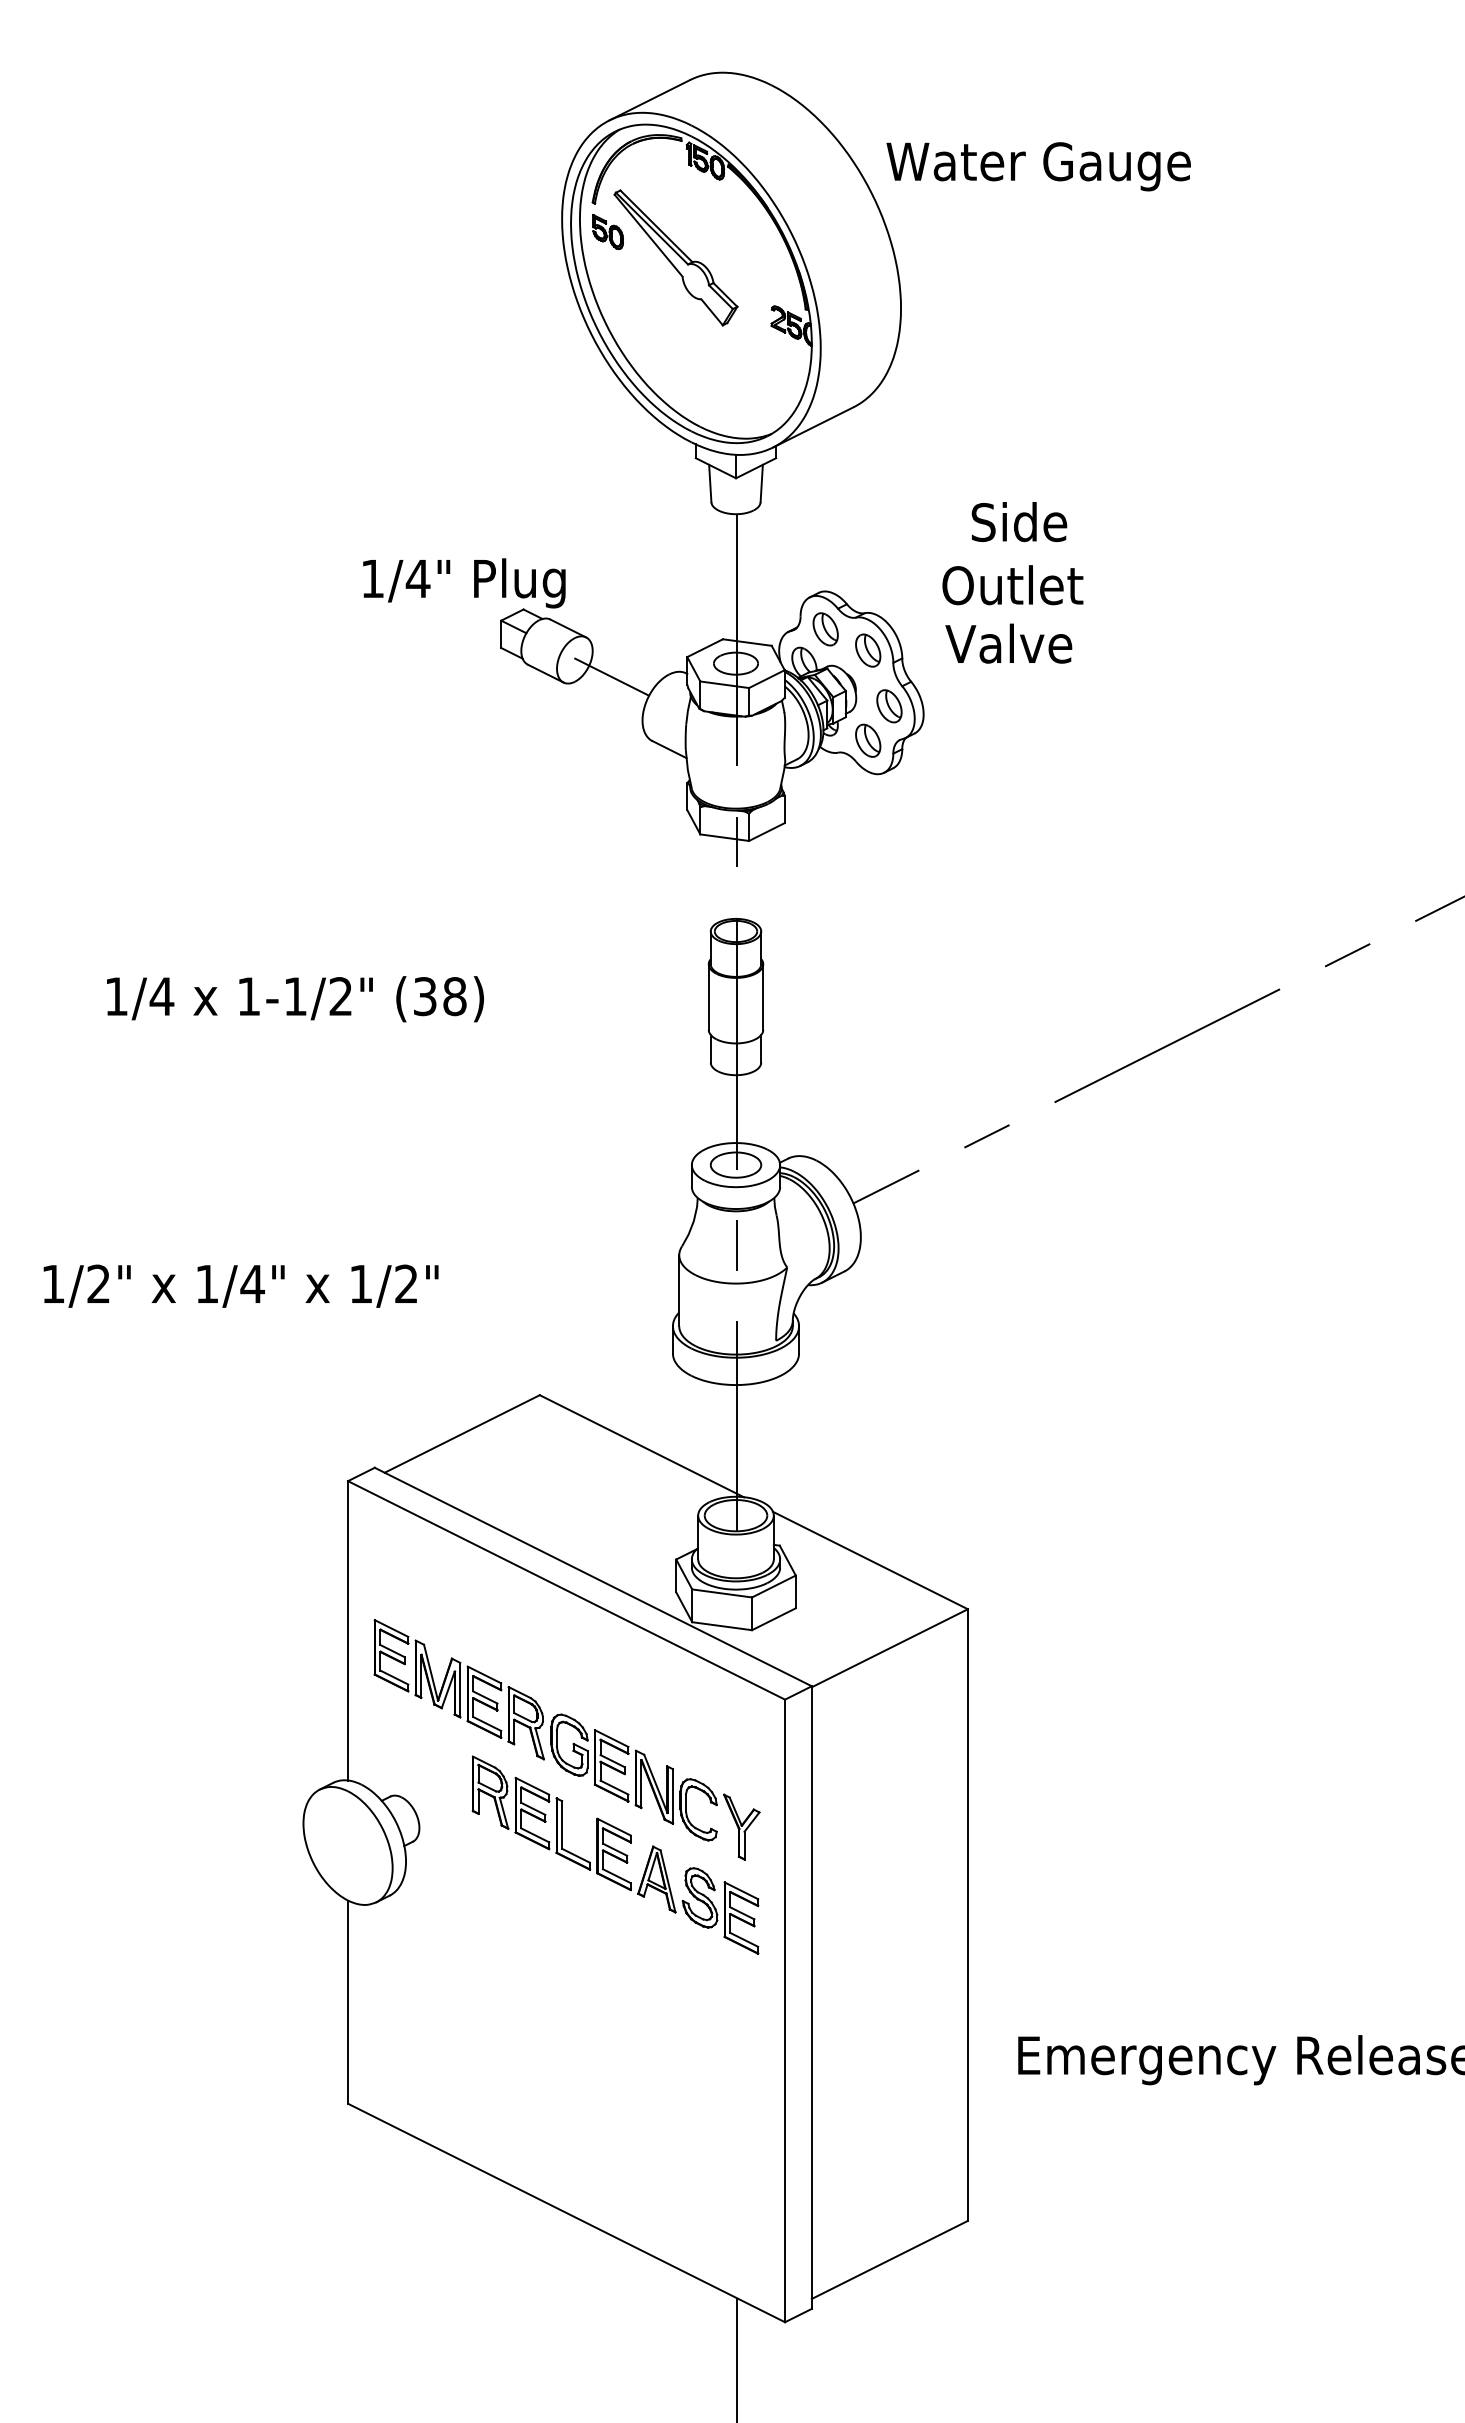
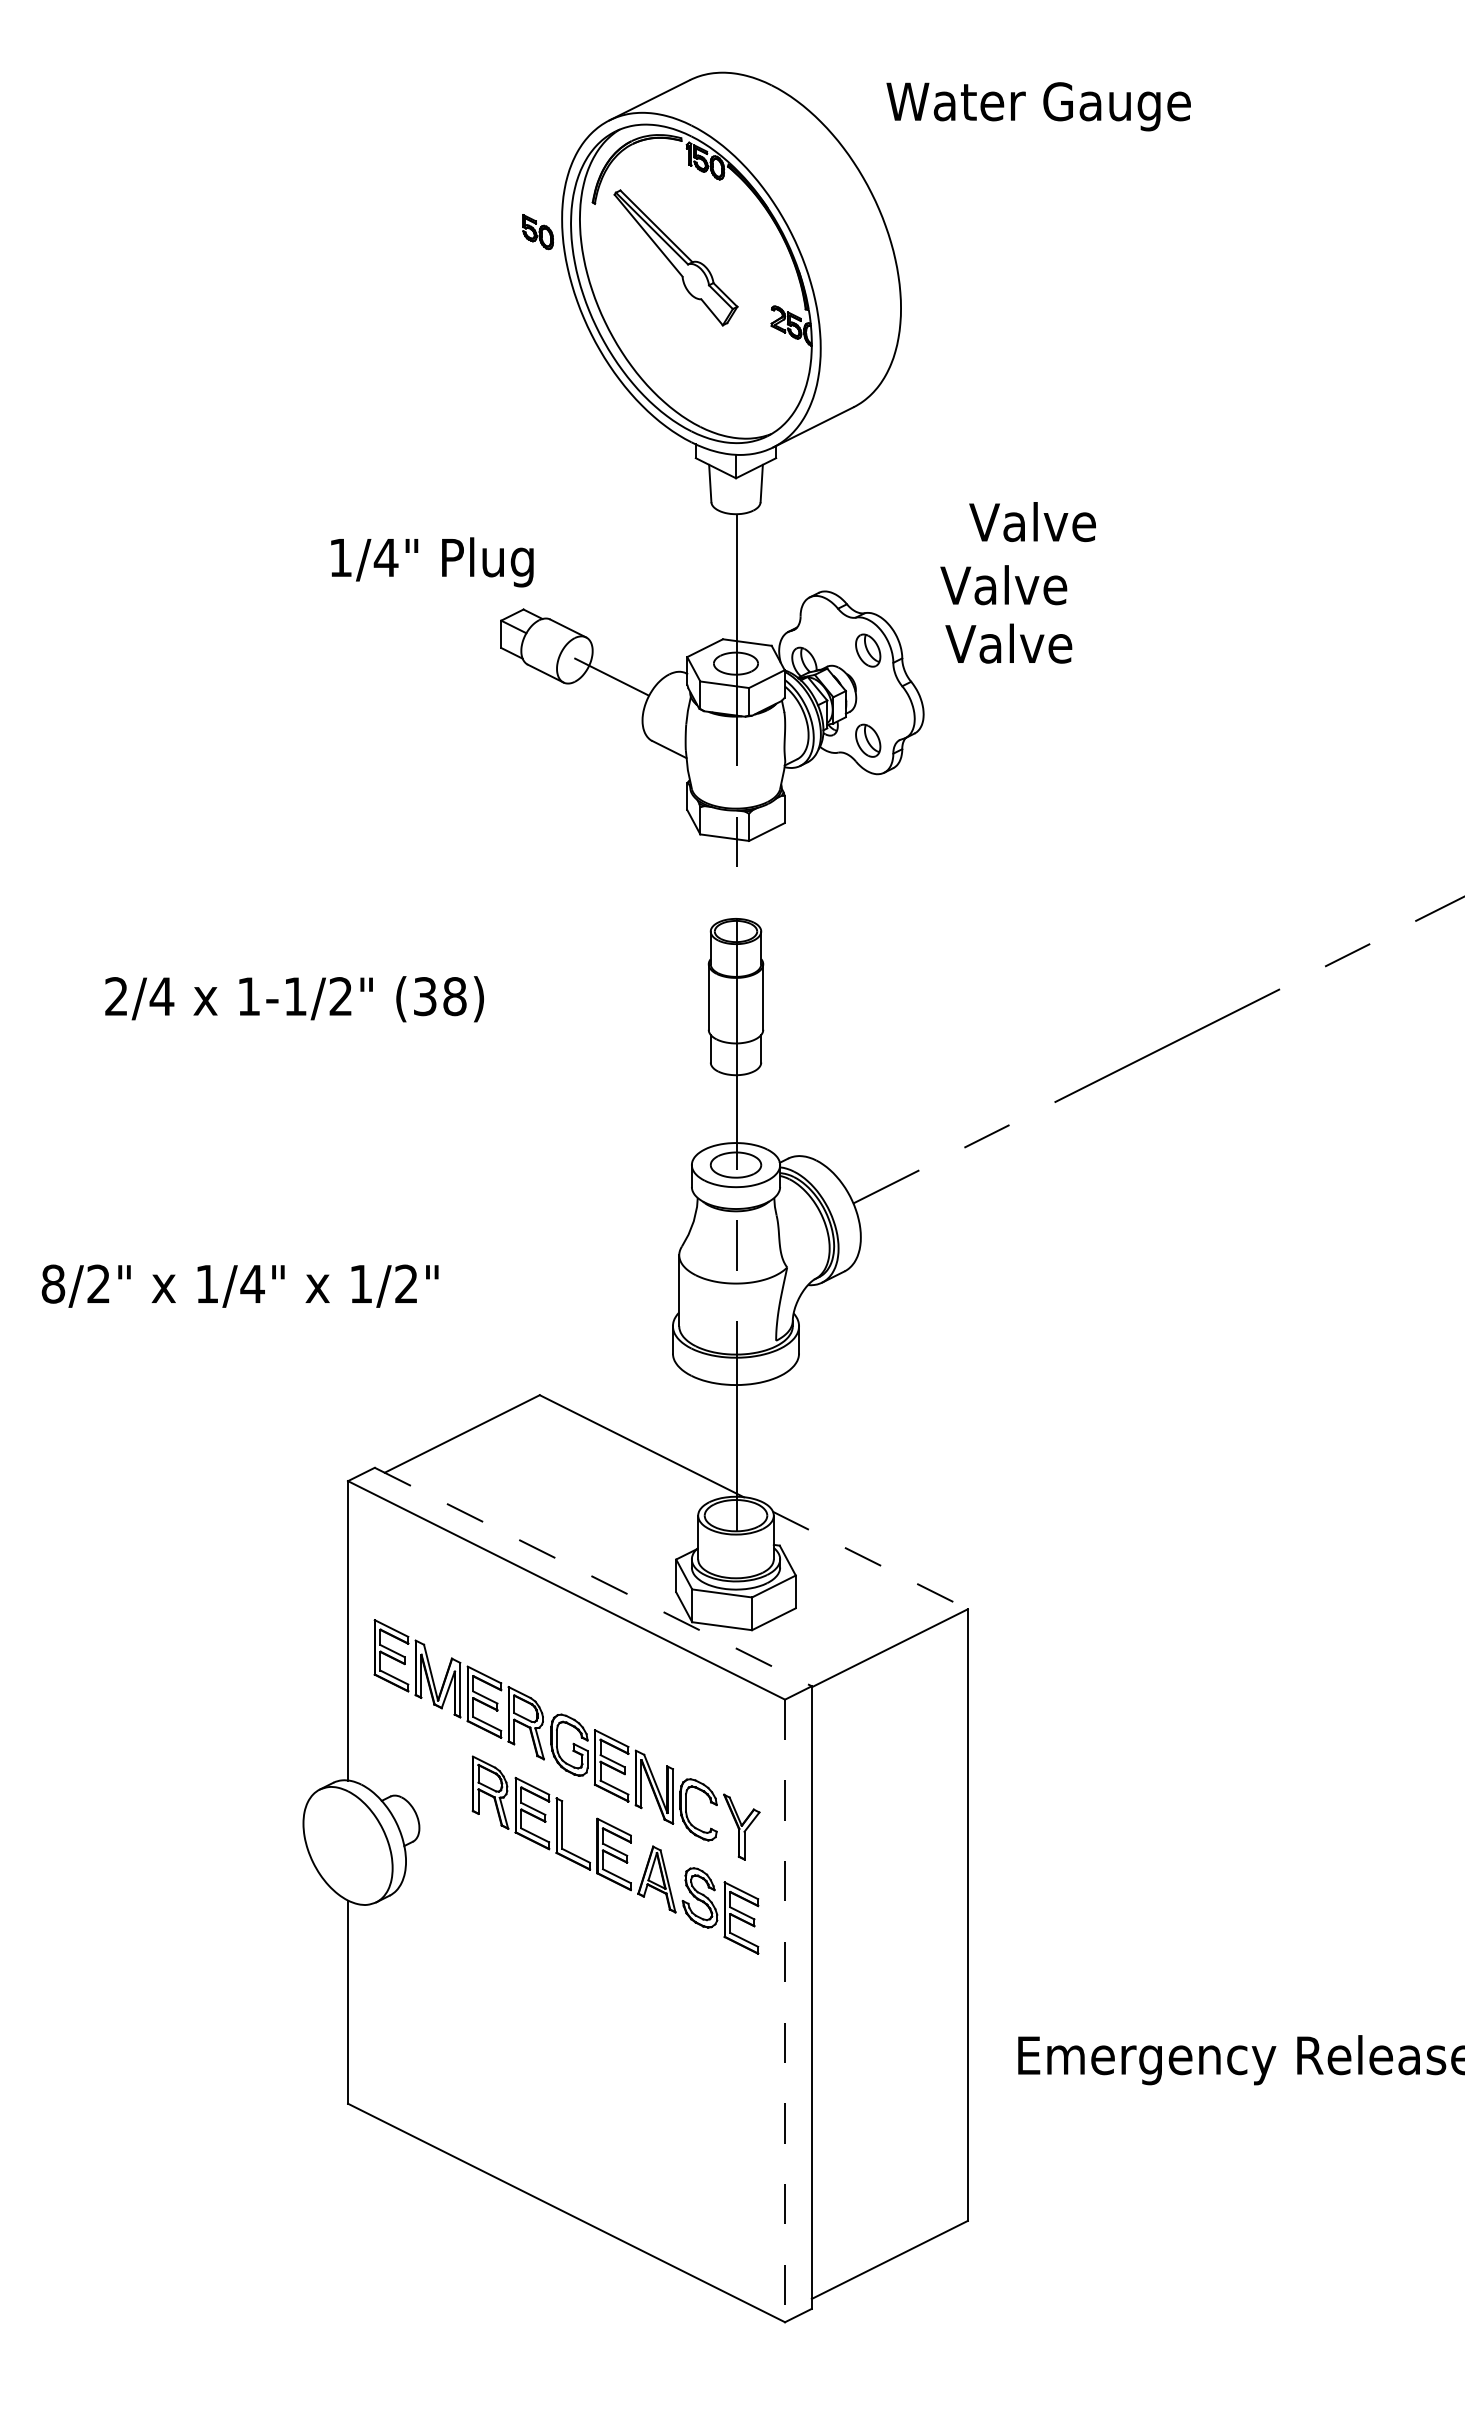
text position: (1038, 166) -> (1038, 106) (1038, 106)
part position: (607, 232) -> (537, 232) (537, 232)
text: Side -> Valve (1032, 522)
text position: (464, 583) -> (432, 562) (432, 562)
text: Outlet -> Valve (1011, 585)
part: present -> none (825, 629)
part: present -> none (889, 706)
text: 1/4 -> 2/4 (116, 996)
text: 1/2" -> 8/2" (53, 1283)
line: solid -> dashed (870, 1560)
line: solid -> dashed (593, 1577)
line: solid -> dashed (785, 2011)
line: present -> none (736, 2358)
